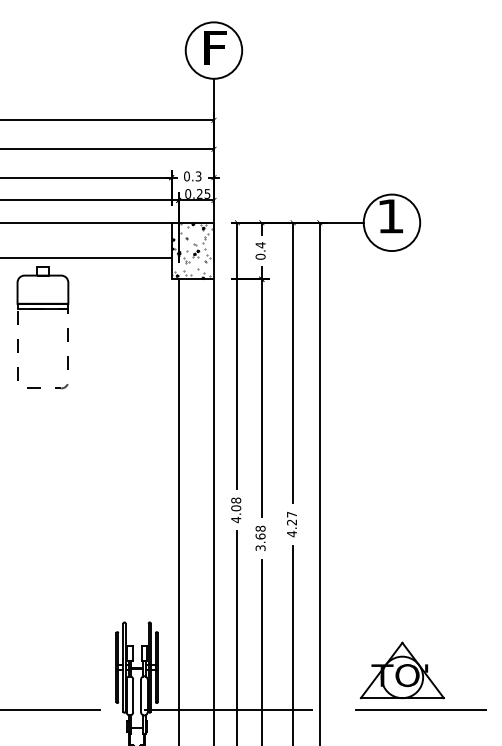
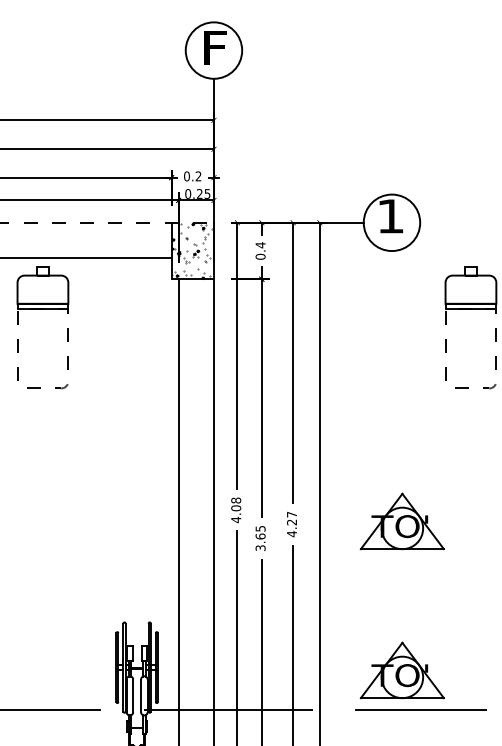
text: 0.3 -> 0.2 (198, 176)
line: solid -> dashed (106, 222)
part: none -> present (470, 309)
part: none -> present (401, 521)
text: 3.68 -> 3.65 (260, 528)
